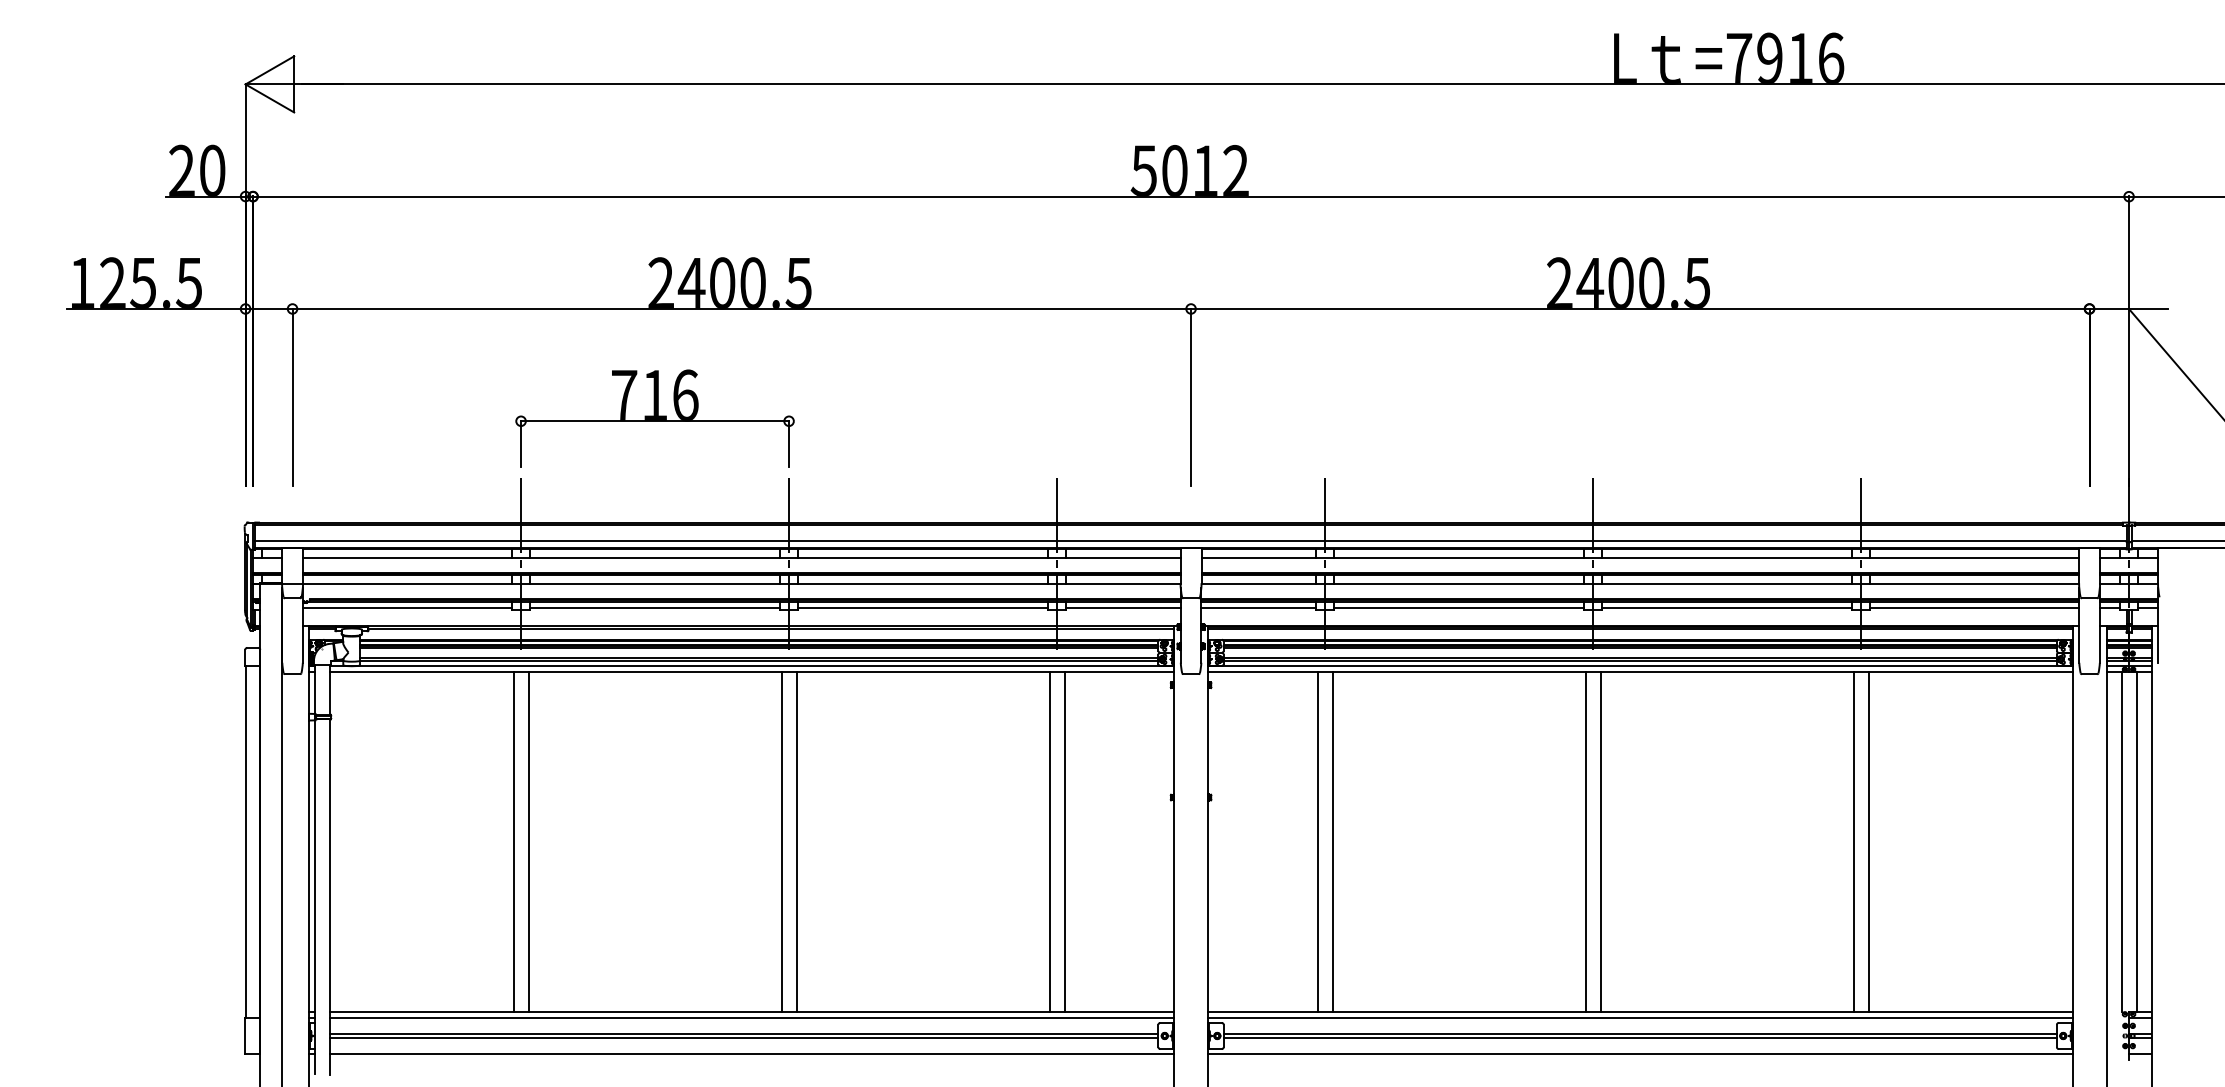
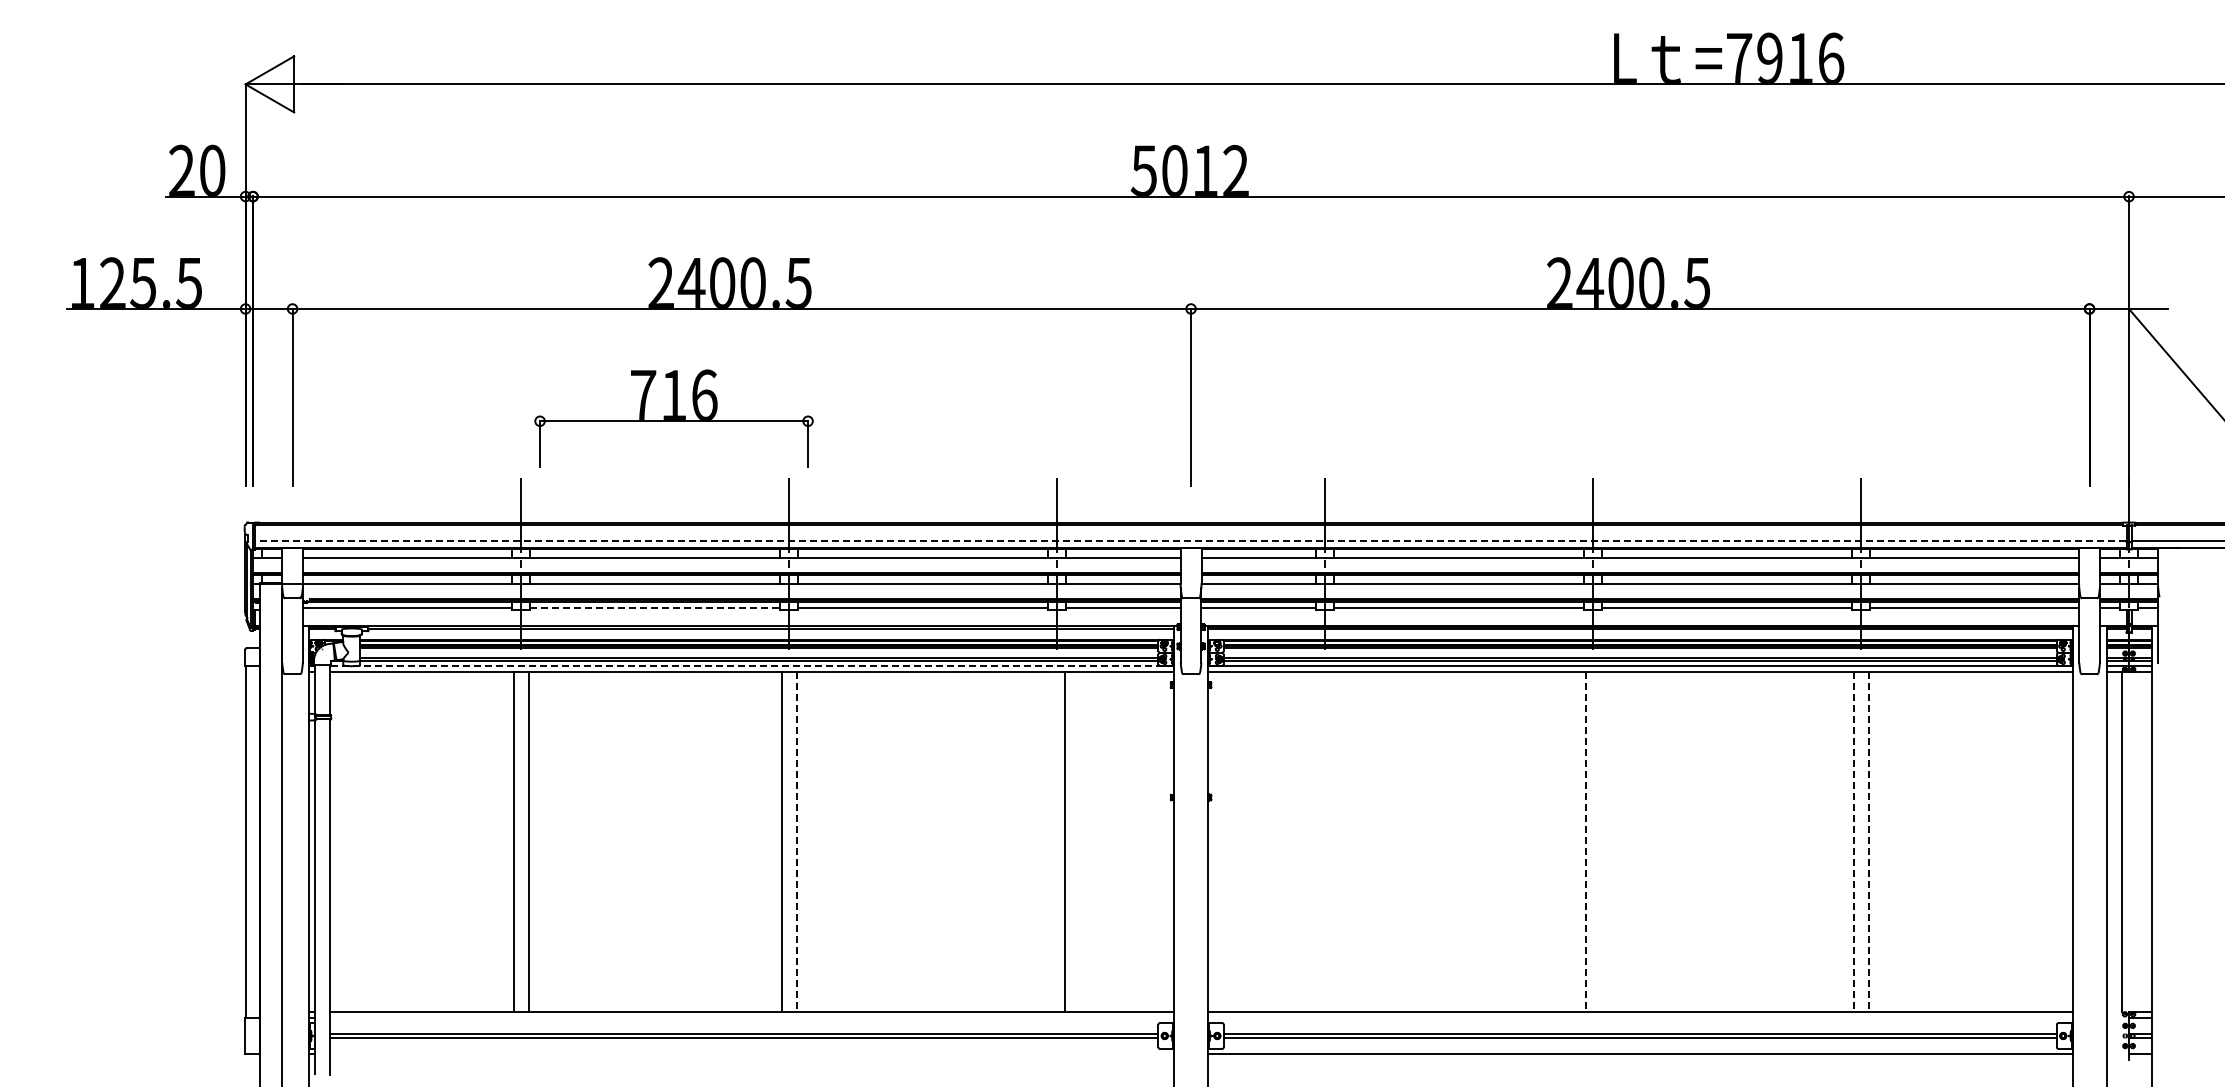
part position: (654, 418) -> (673, 418) (673, 418)
line: solid -> dashed (1190, 541)
line: solid -> dashed (654, 608)
line: solid -> dashed (752, 666)
line: solid -> dashed (796, 841)
line: present -> none (1049, 841)
line: present -> none (1317, 841)
line: present -> none (1332, 841)
line: solid -> dashed (1585, 841)
line: present -> none (1600, 841)
line: solid -> dashed (1853, 841)
line: solid -> dashed (1868, 841)
line: present -> none (2136, 841)
line: present -> none (752, 1017)
line: present -> none (1639, 1017)
line: present -> none (752, 1054)
